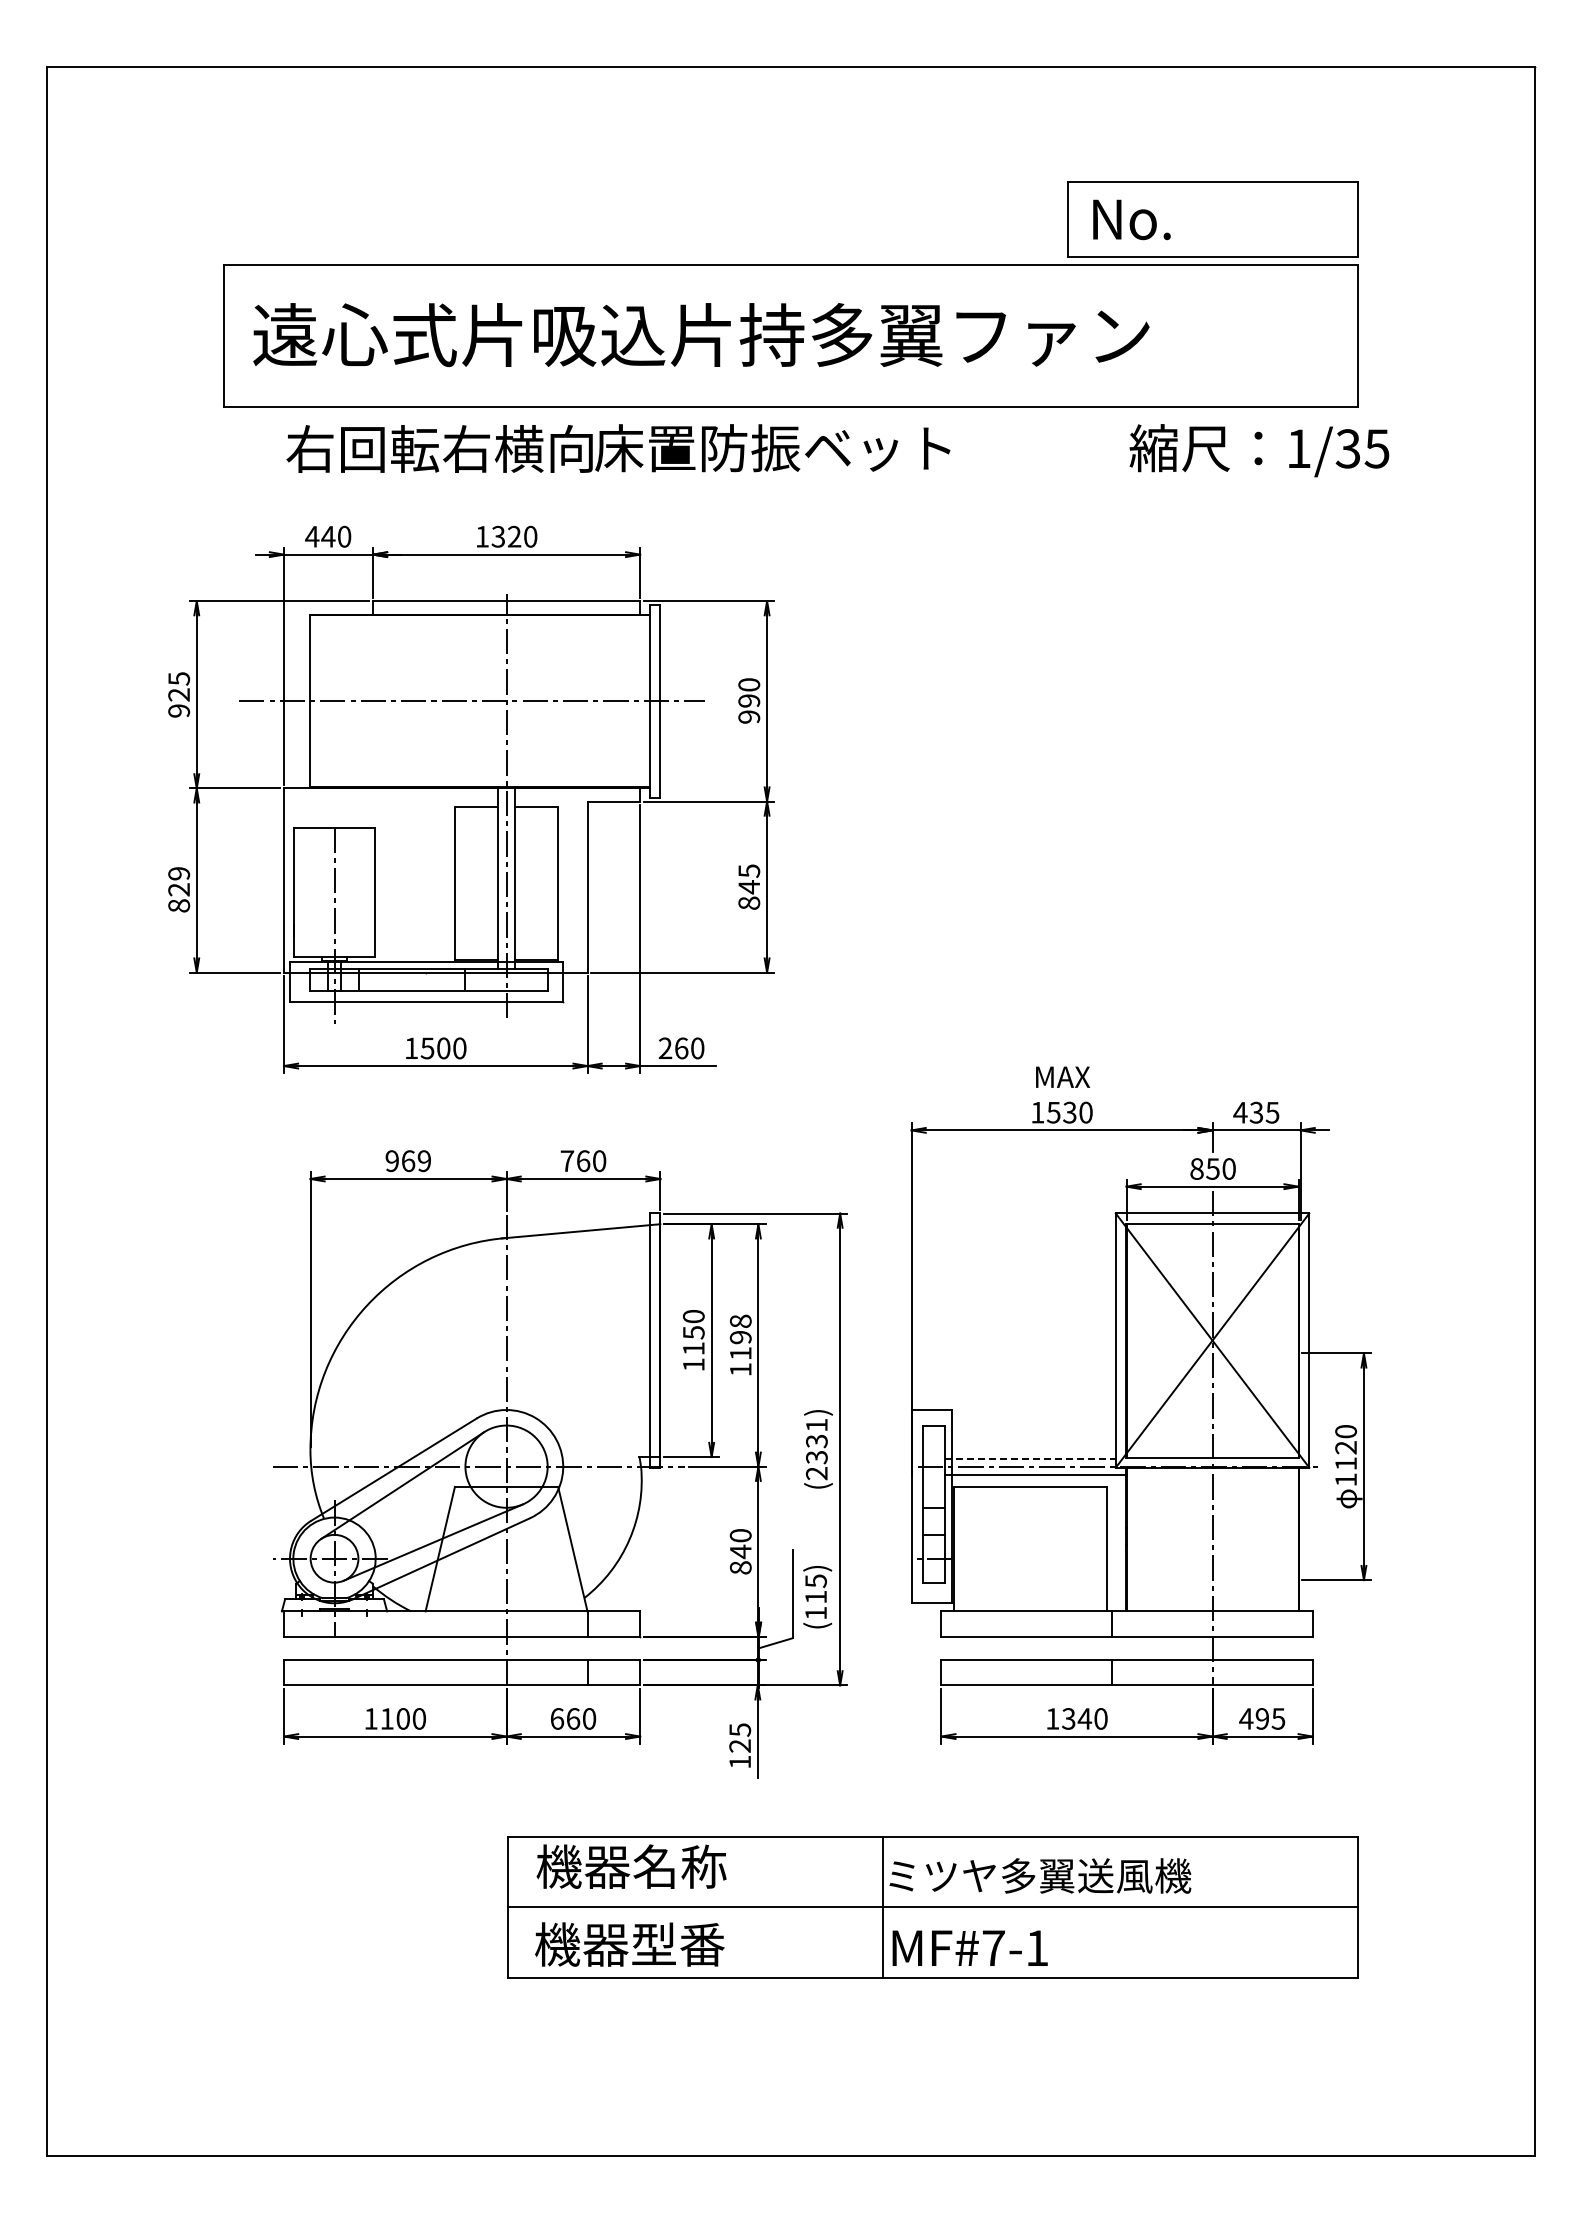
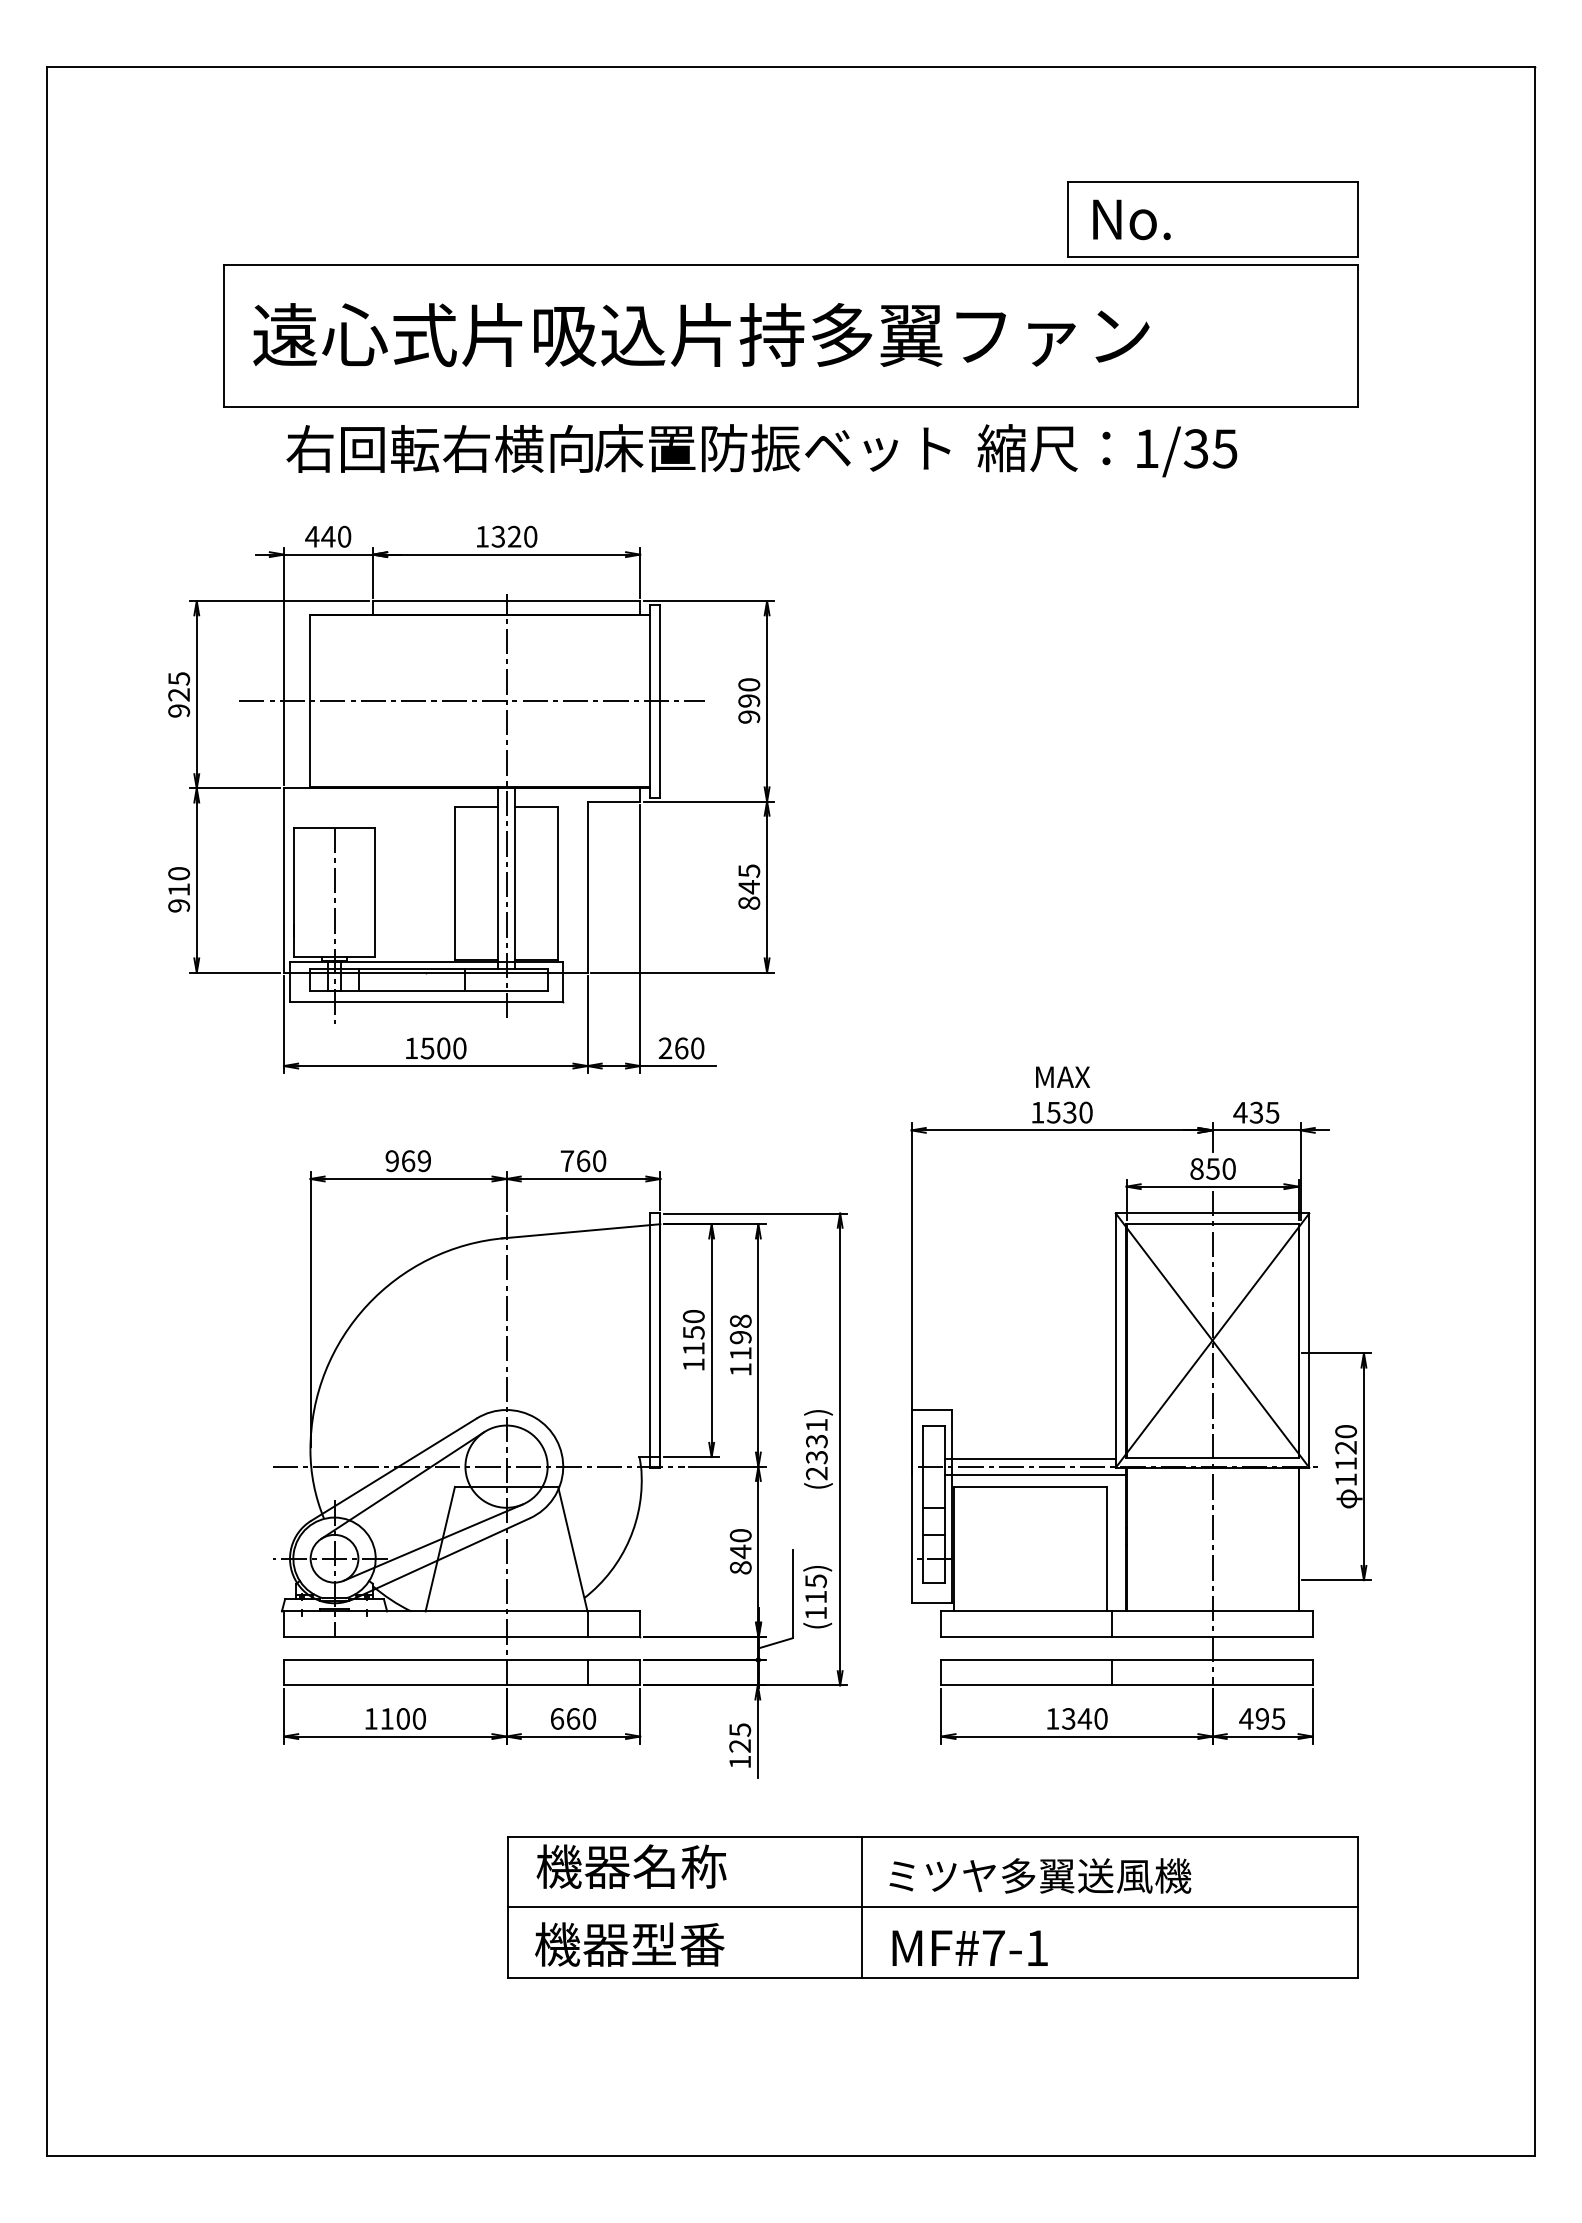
text position: (1259, 450) -> (1107, 450) (1107, 450)
text: 829 -> 910 (179, 889)
line: dashed -> solid (1031, 1458)
line position: (882, 1907) -> (861, 1907) (861, 1907)
